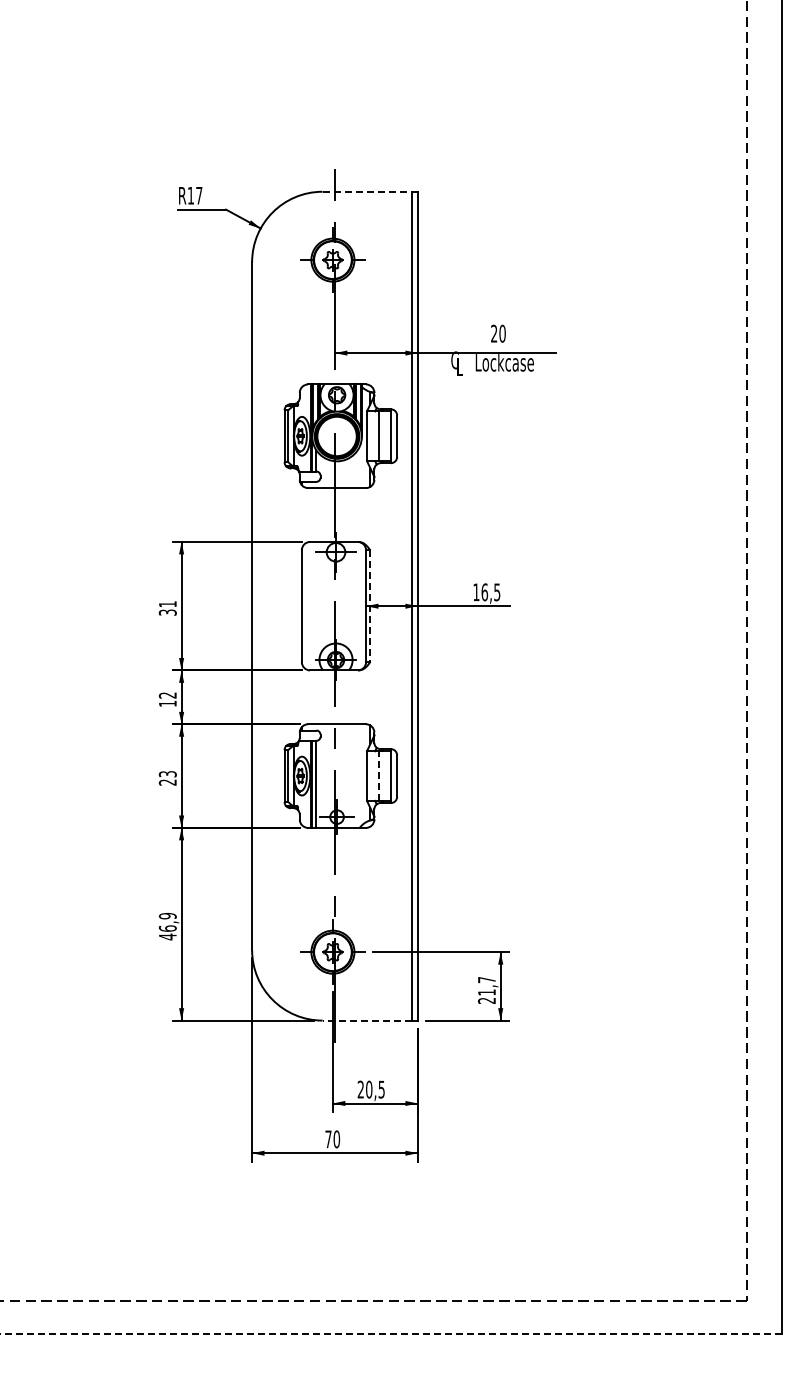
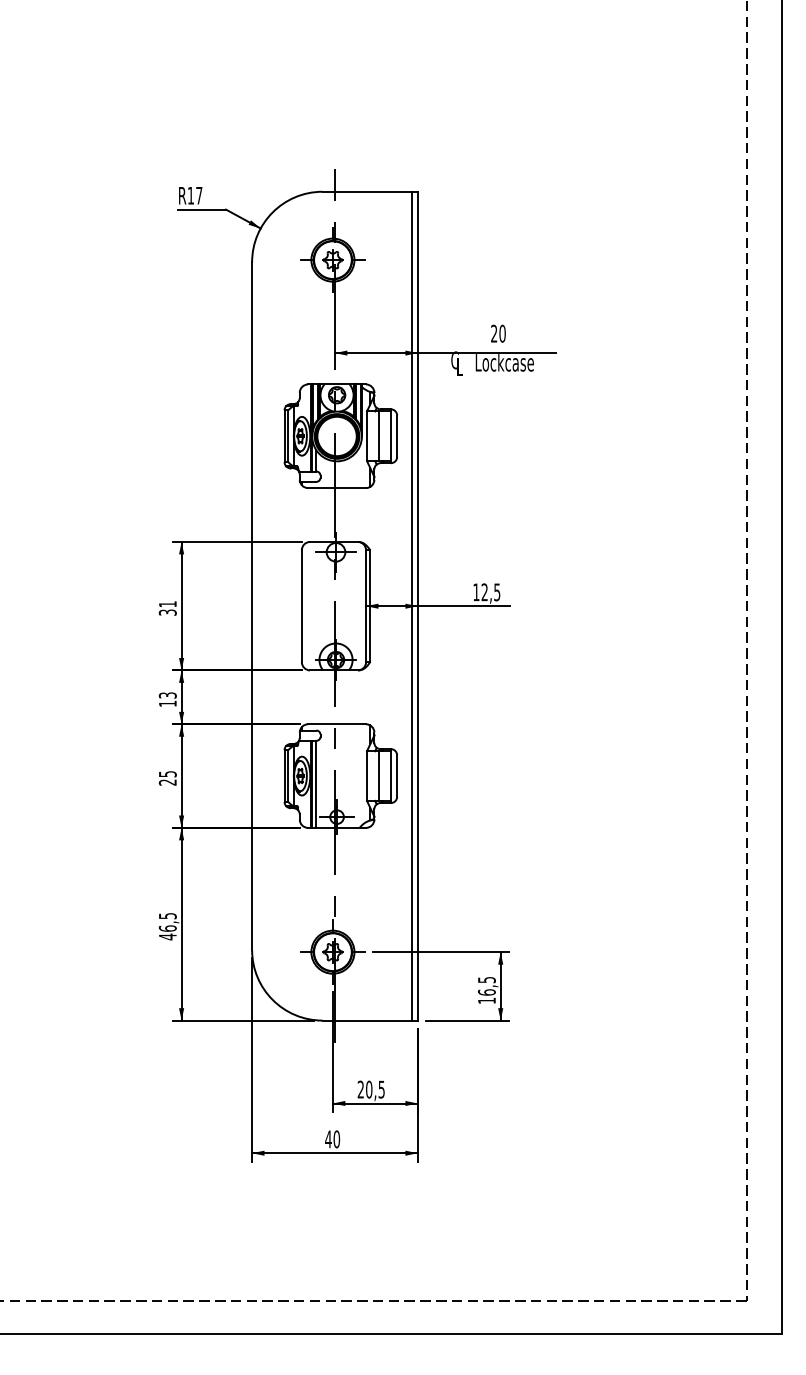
line: dashed -> solid (367, 191)
text: 16,5 -> 12,5 (484, 592)
line: dashed -> solid (370, 606)
text: 12 -> 13 (167, 695)
text: 23 -> 25 (166, 774)
line: dashed -> solid (378, 776)
text: 46,9 -> 46,5 (167, 916)
text: 21,7 -> 16,5 (486, 990)
line: dashed -> solid (367, 1020)
text: 70 -> 40 (328, 1139)
line: dashed -> solid (390, 1333)
